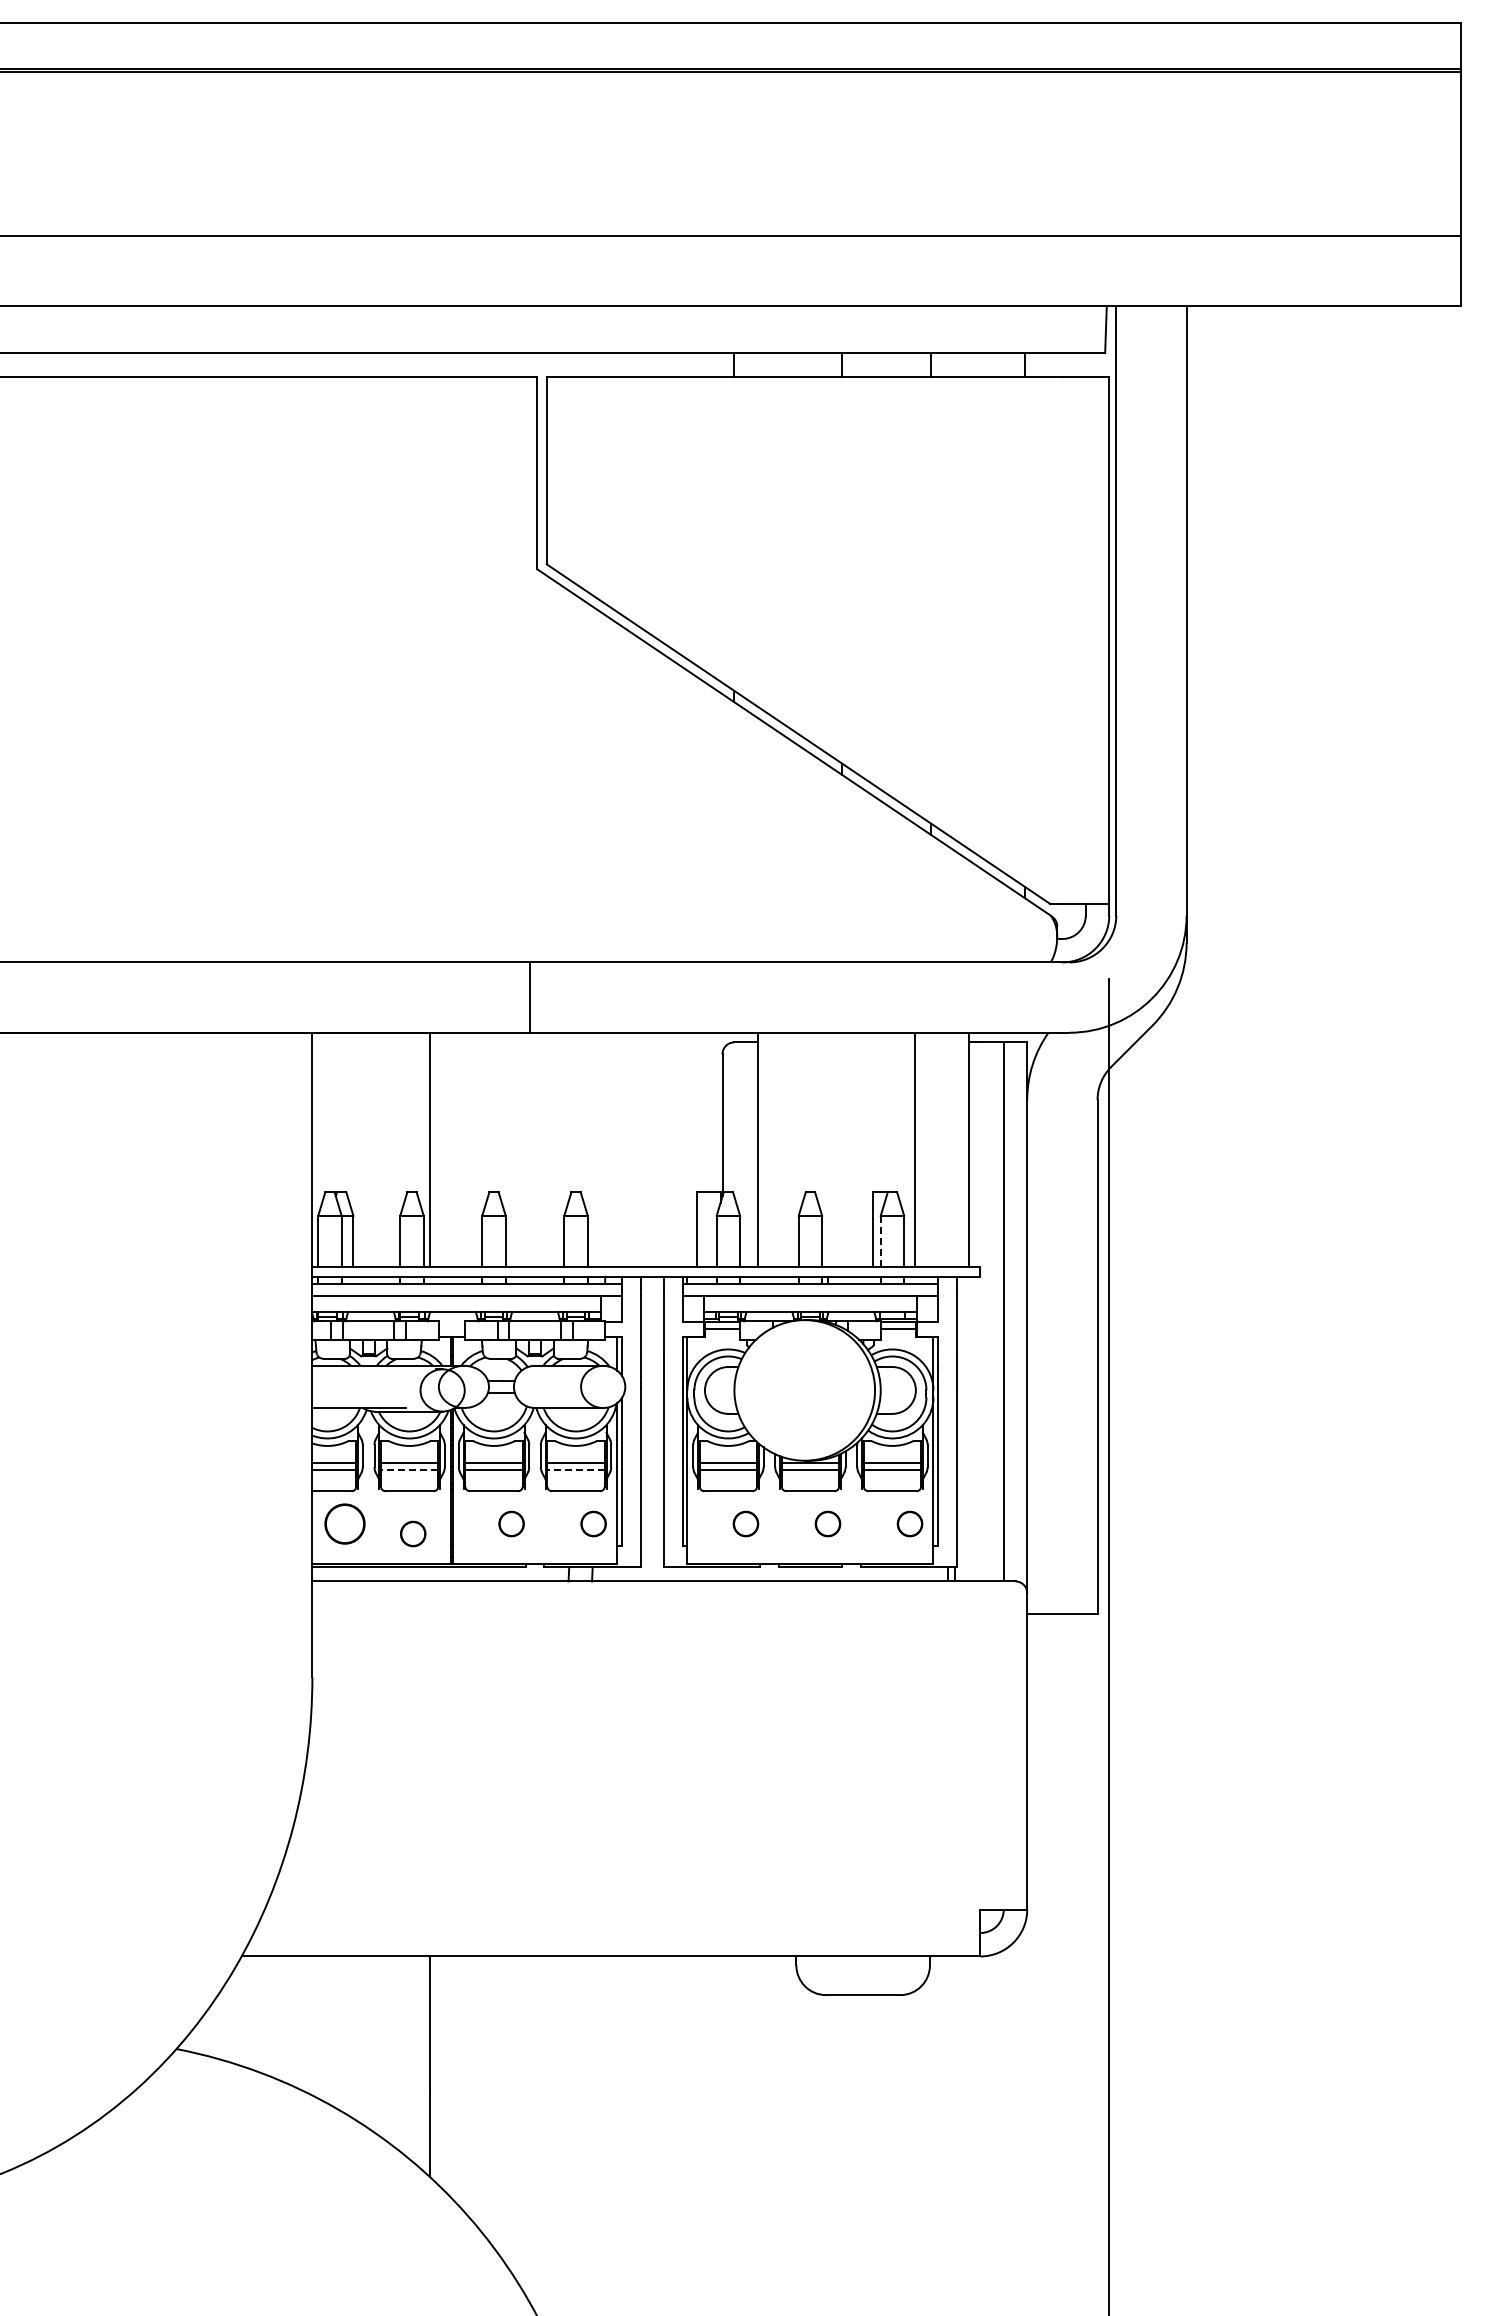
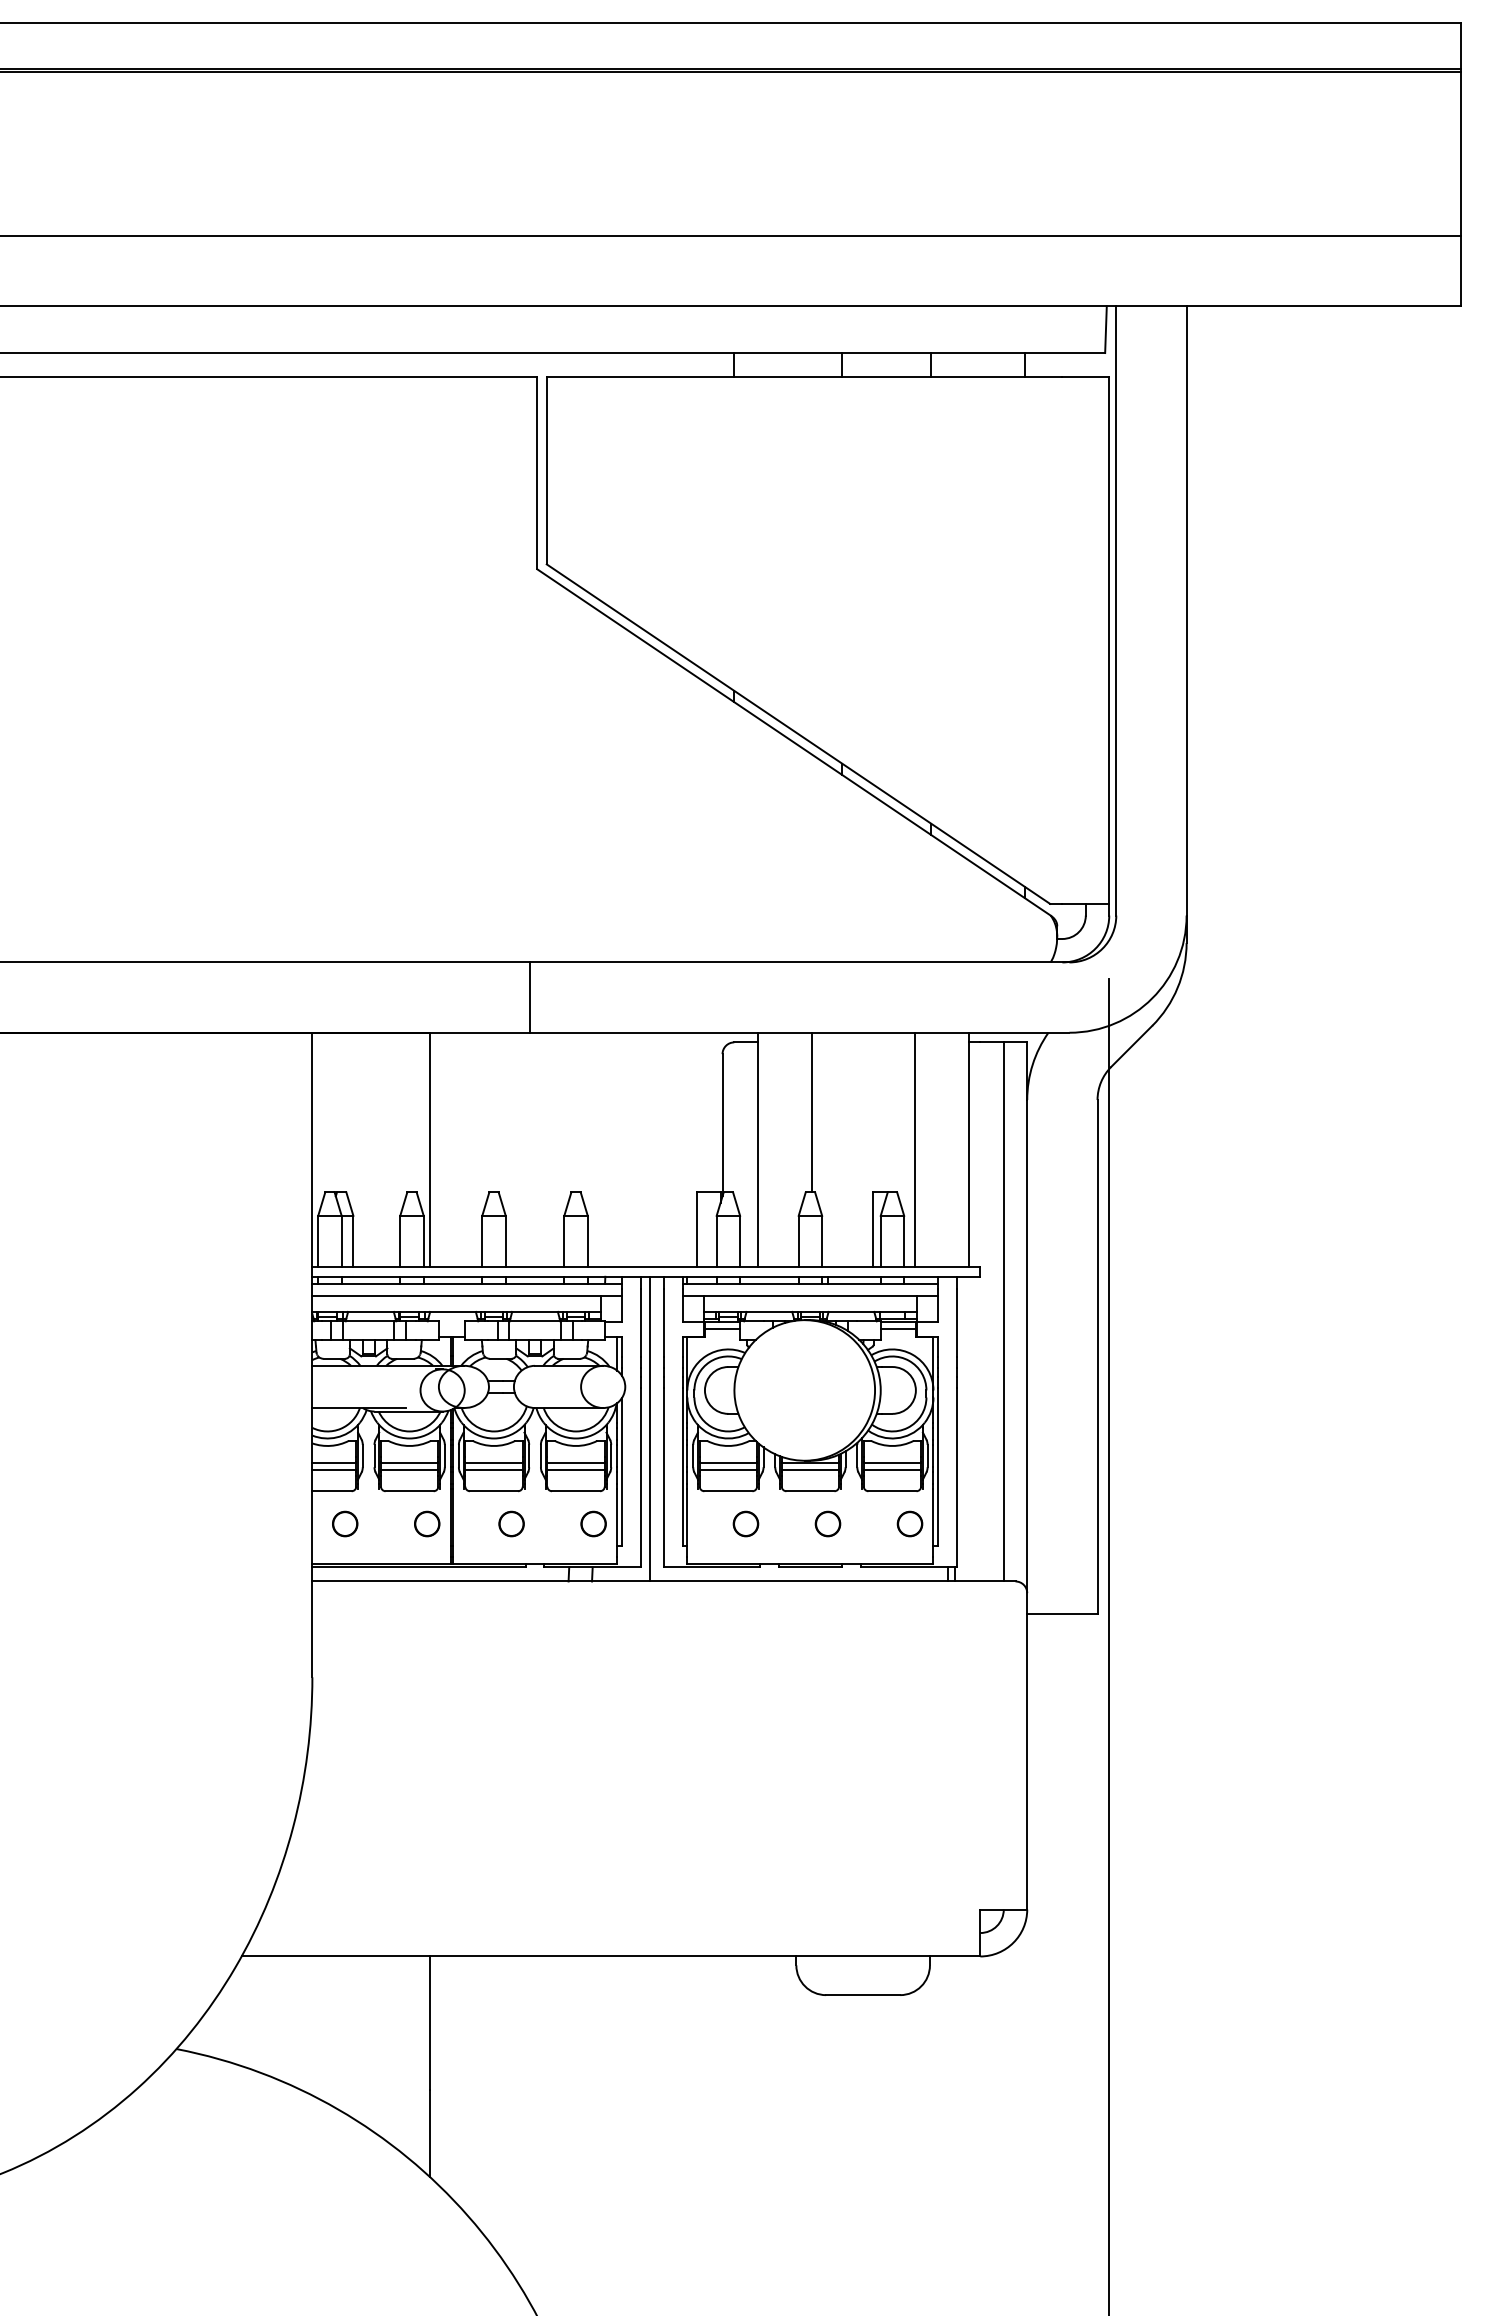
line: none -> present (811, 1112)
line: dashed -> solid (880, 1241)
line: none -> present (649, 1428)
line: dashed -> solid (409, 1470)
line: dashed -> solid (576, 1470)
part size: 42x42 px -> 27x28 px (345, 1523)
part position: (413, 1533) -> (427, 1523) (427, 1523)
